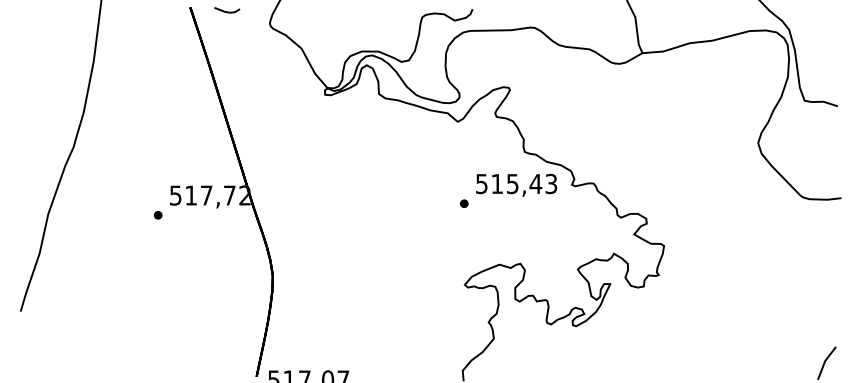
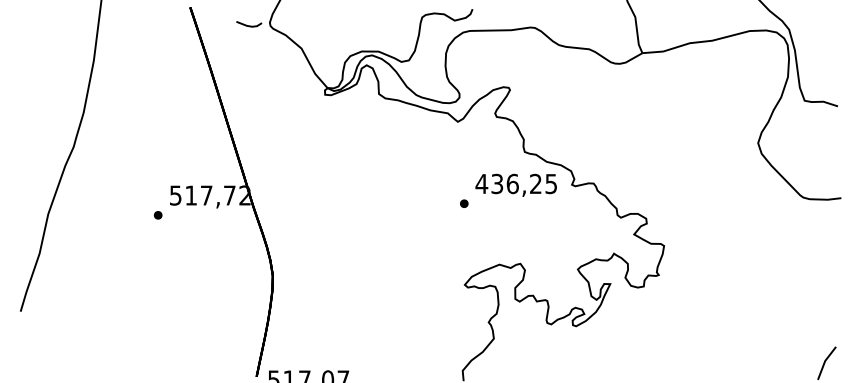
line position: (227, 11) -> (249, 25) (249, 25)
text: 515,43 -> 436,25 (516, 183)
